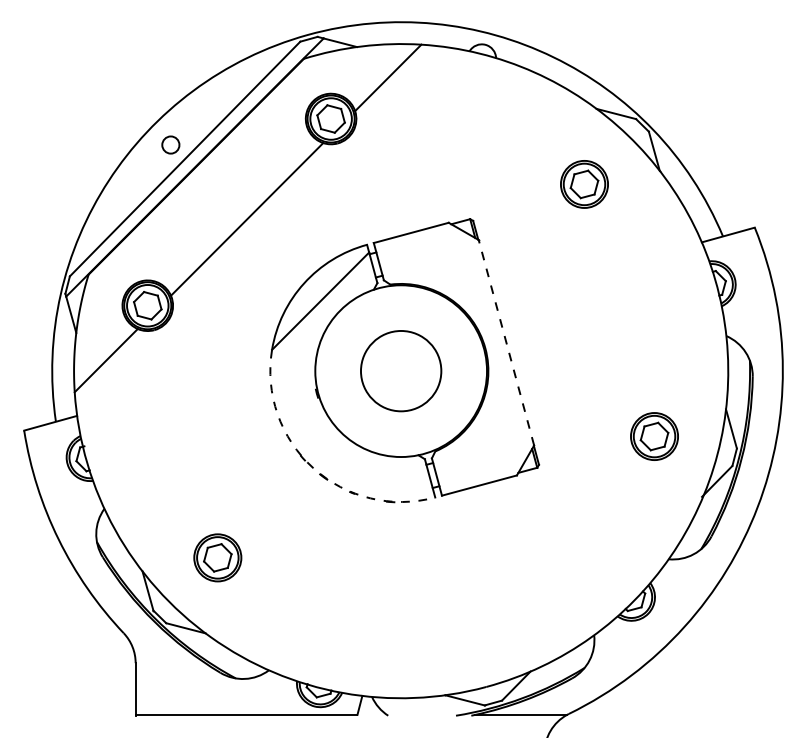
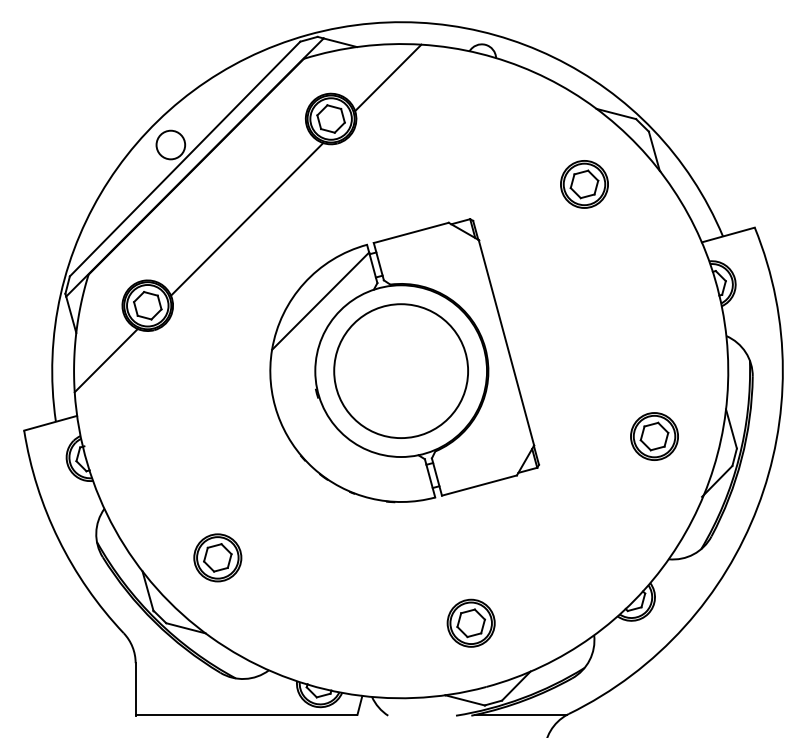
circle diameter: 17 px -> 29 px (170, 144)
line: dashed -> solid (506, 342)
circle diameter: 80 px -> 134 px (401, 371)
arc: dashed -> solid (313, 468)
part: none -> present (470, 622)
